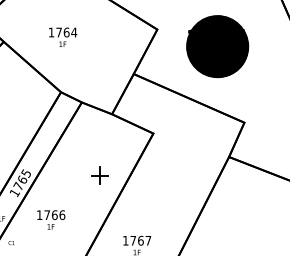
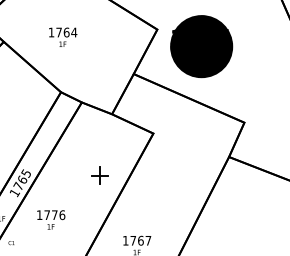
part position: (217, 46) -> (201, 46) (201, 46)
text: 1766 -> 1776 (54, 215)
